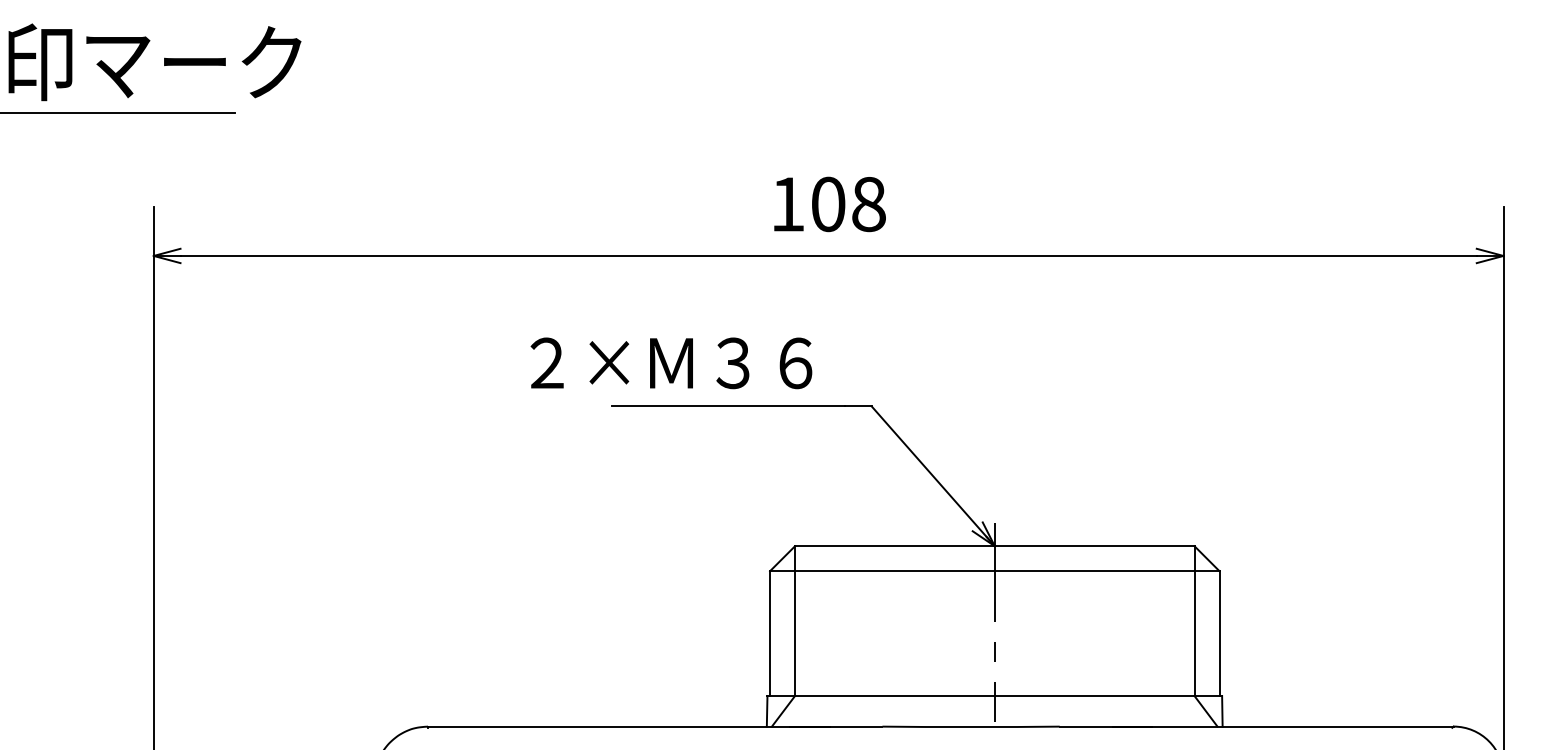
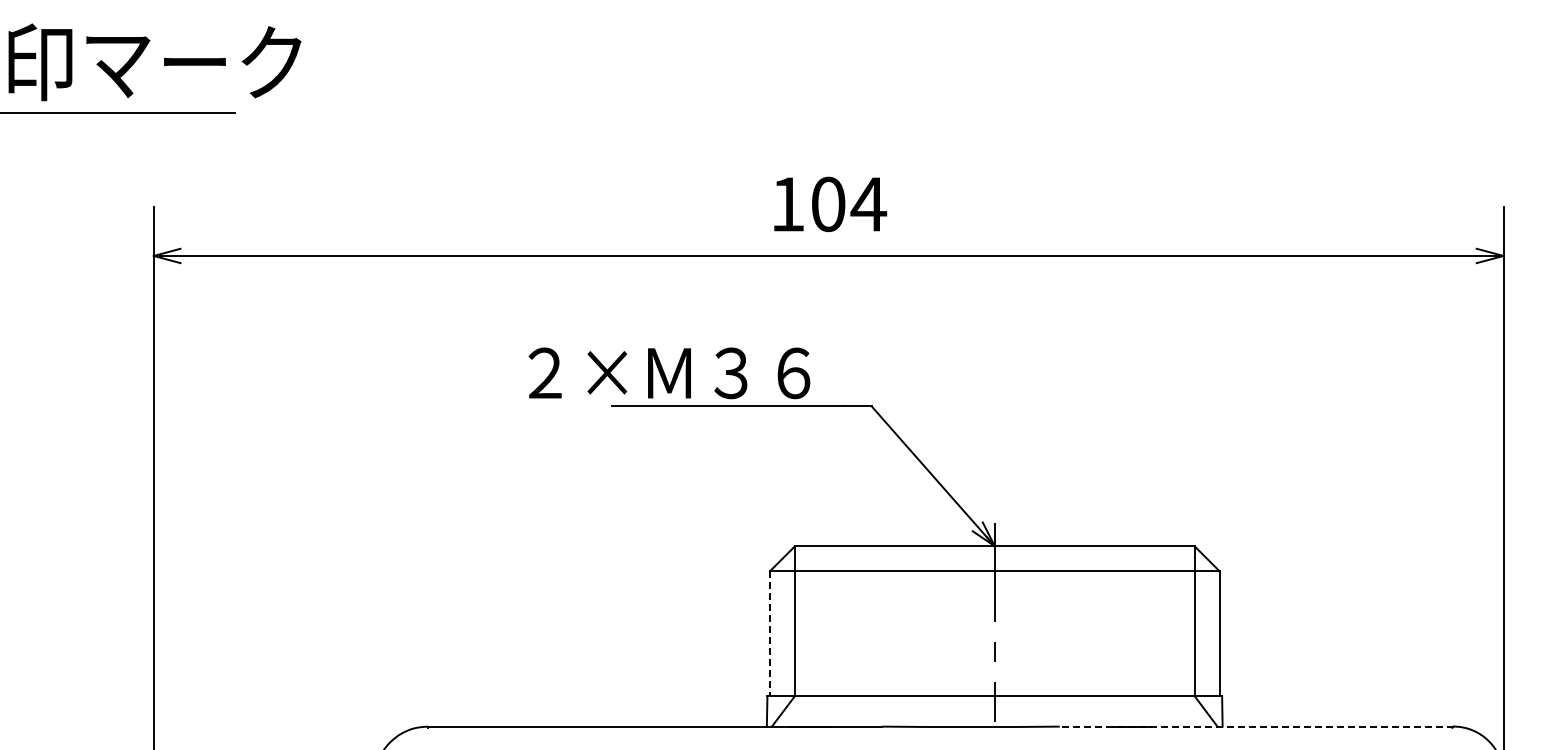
text: 108 -> 104 (868, 204)
text position: (671, 363) -> (669, 373) (669, 373)
line: solid -> dashed (770, 634)
line: solid -> dashed (1256, 726)
